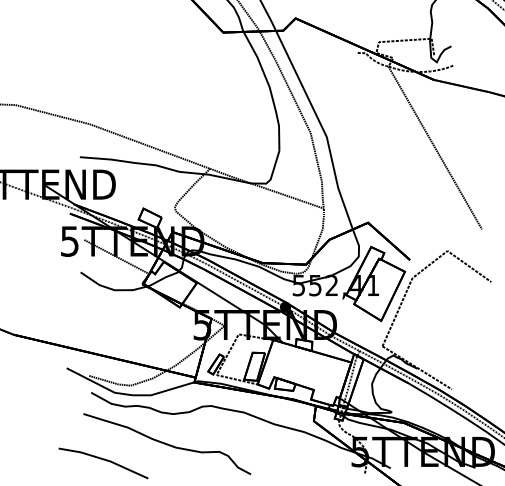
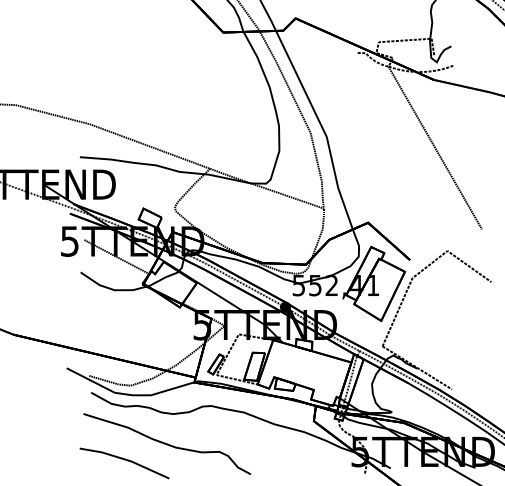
line position: (103, 460) -> (124, 460) (124, 460)
